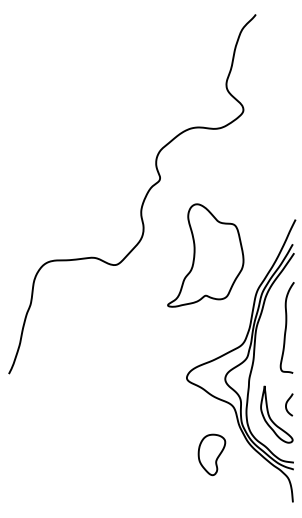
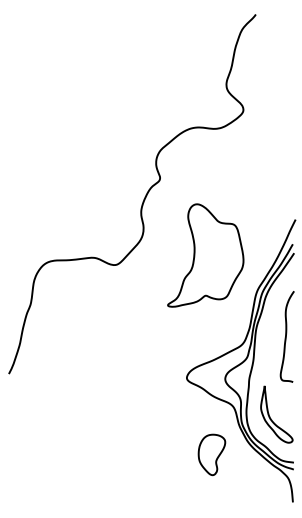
curve position: (286, 327) -> (286, 336) (286, 336)
curve: present -> none (287, 404)
